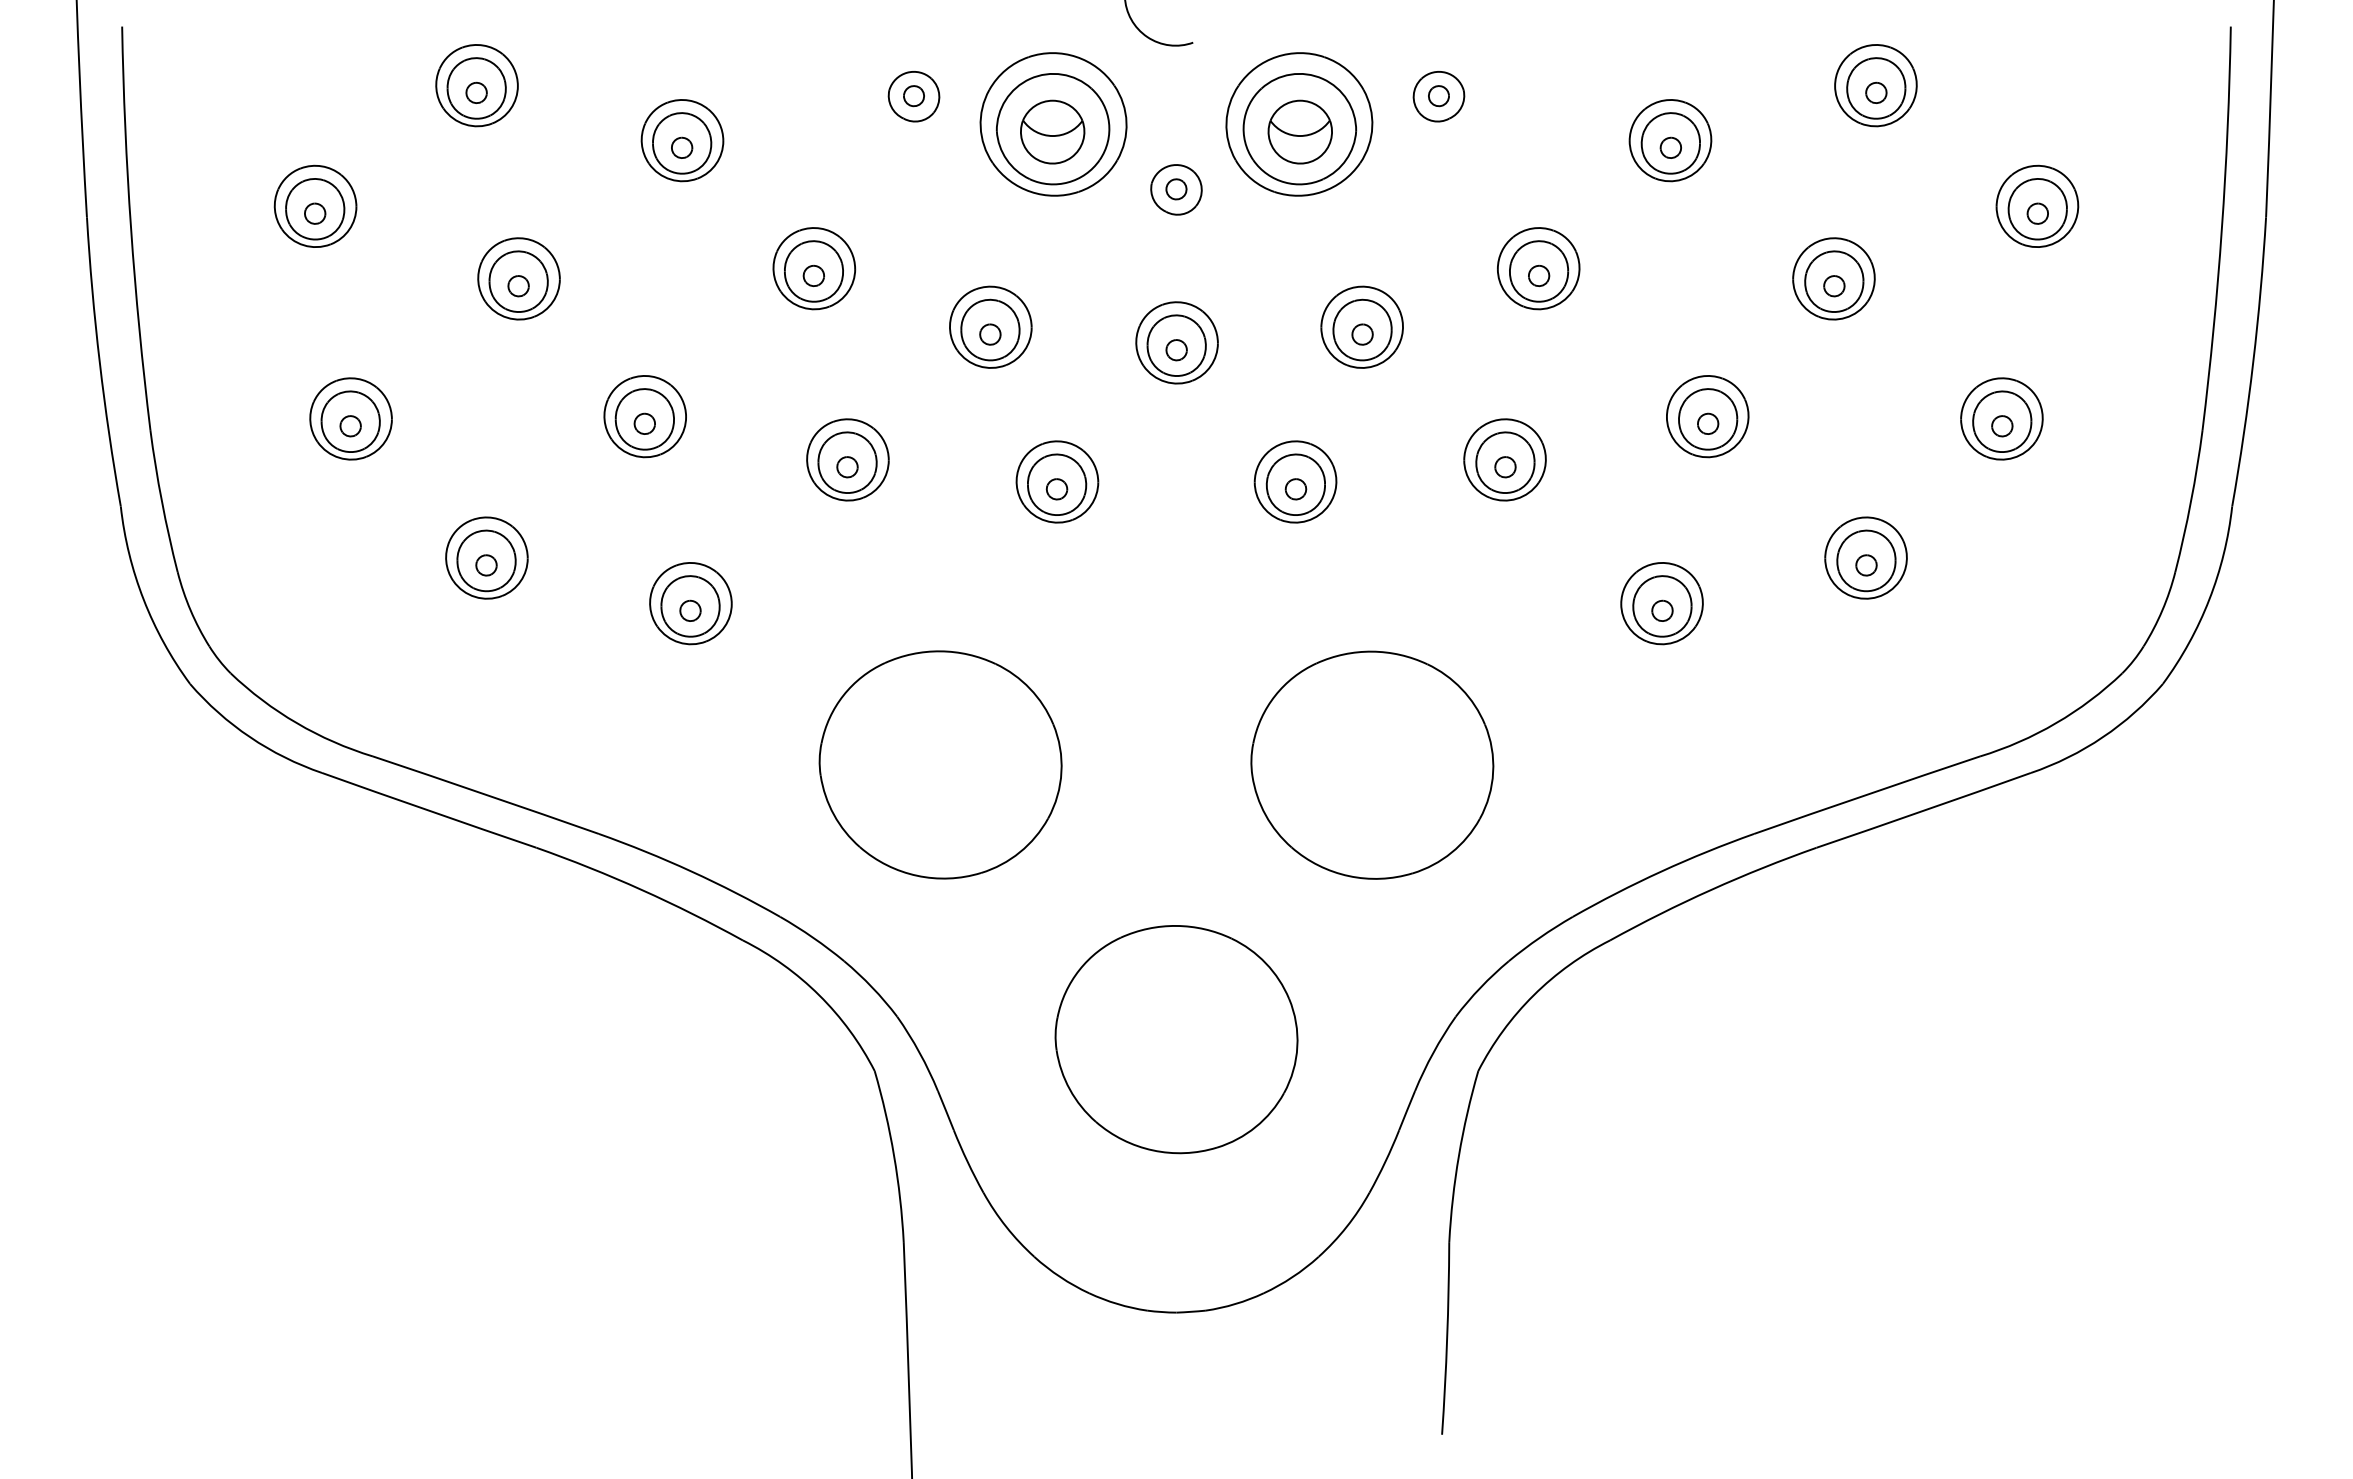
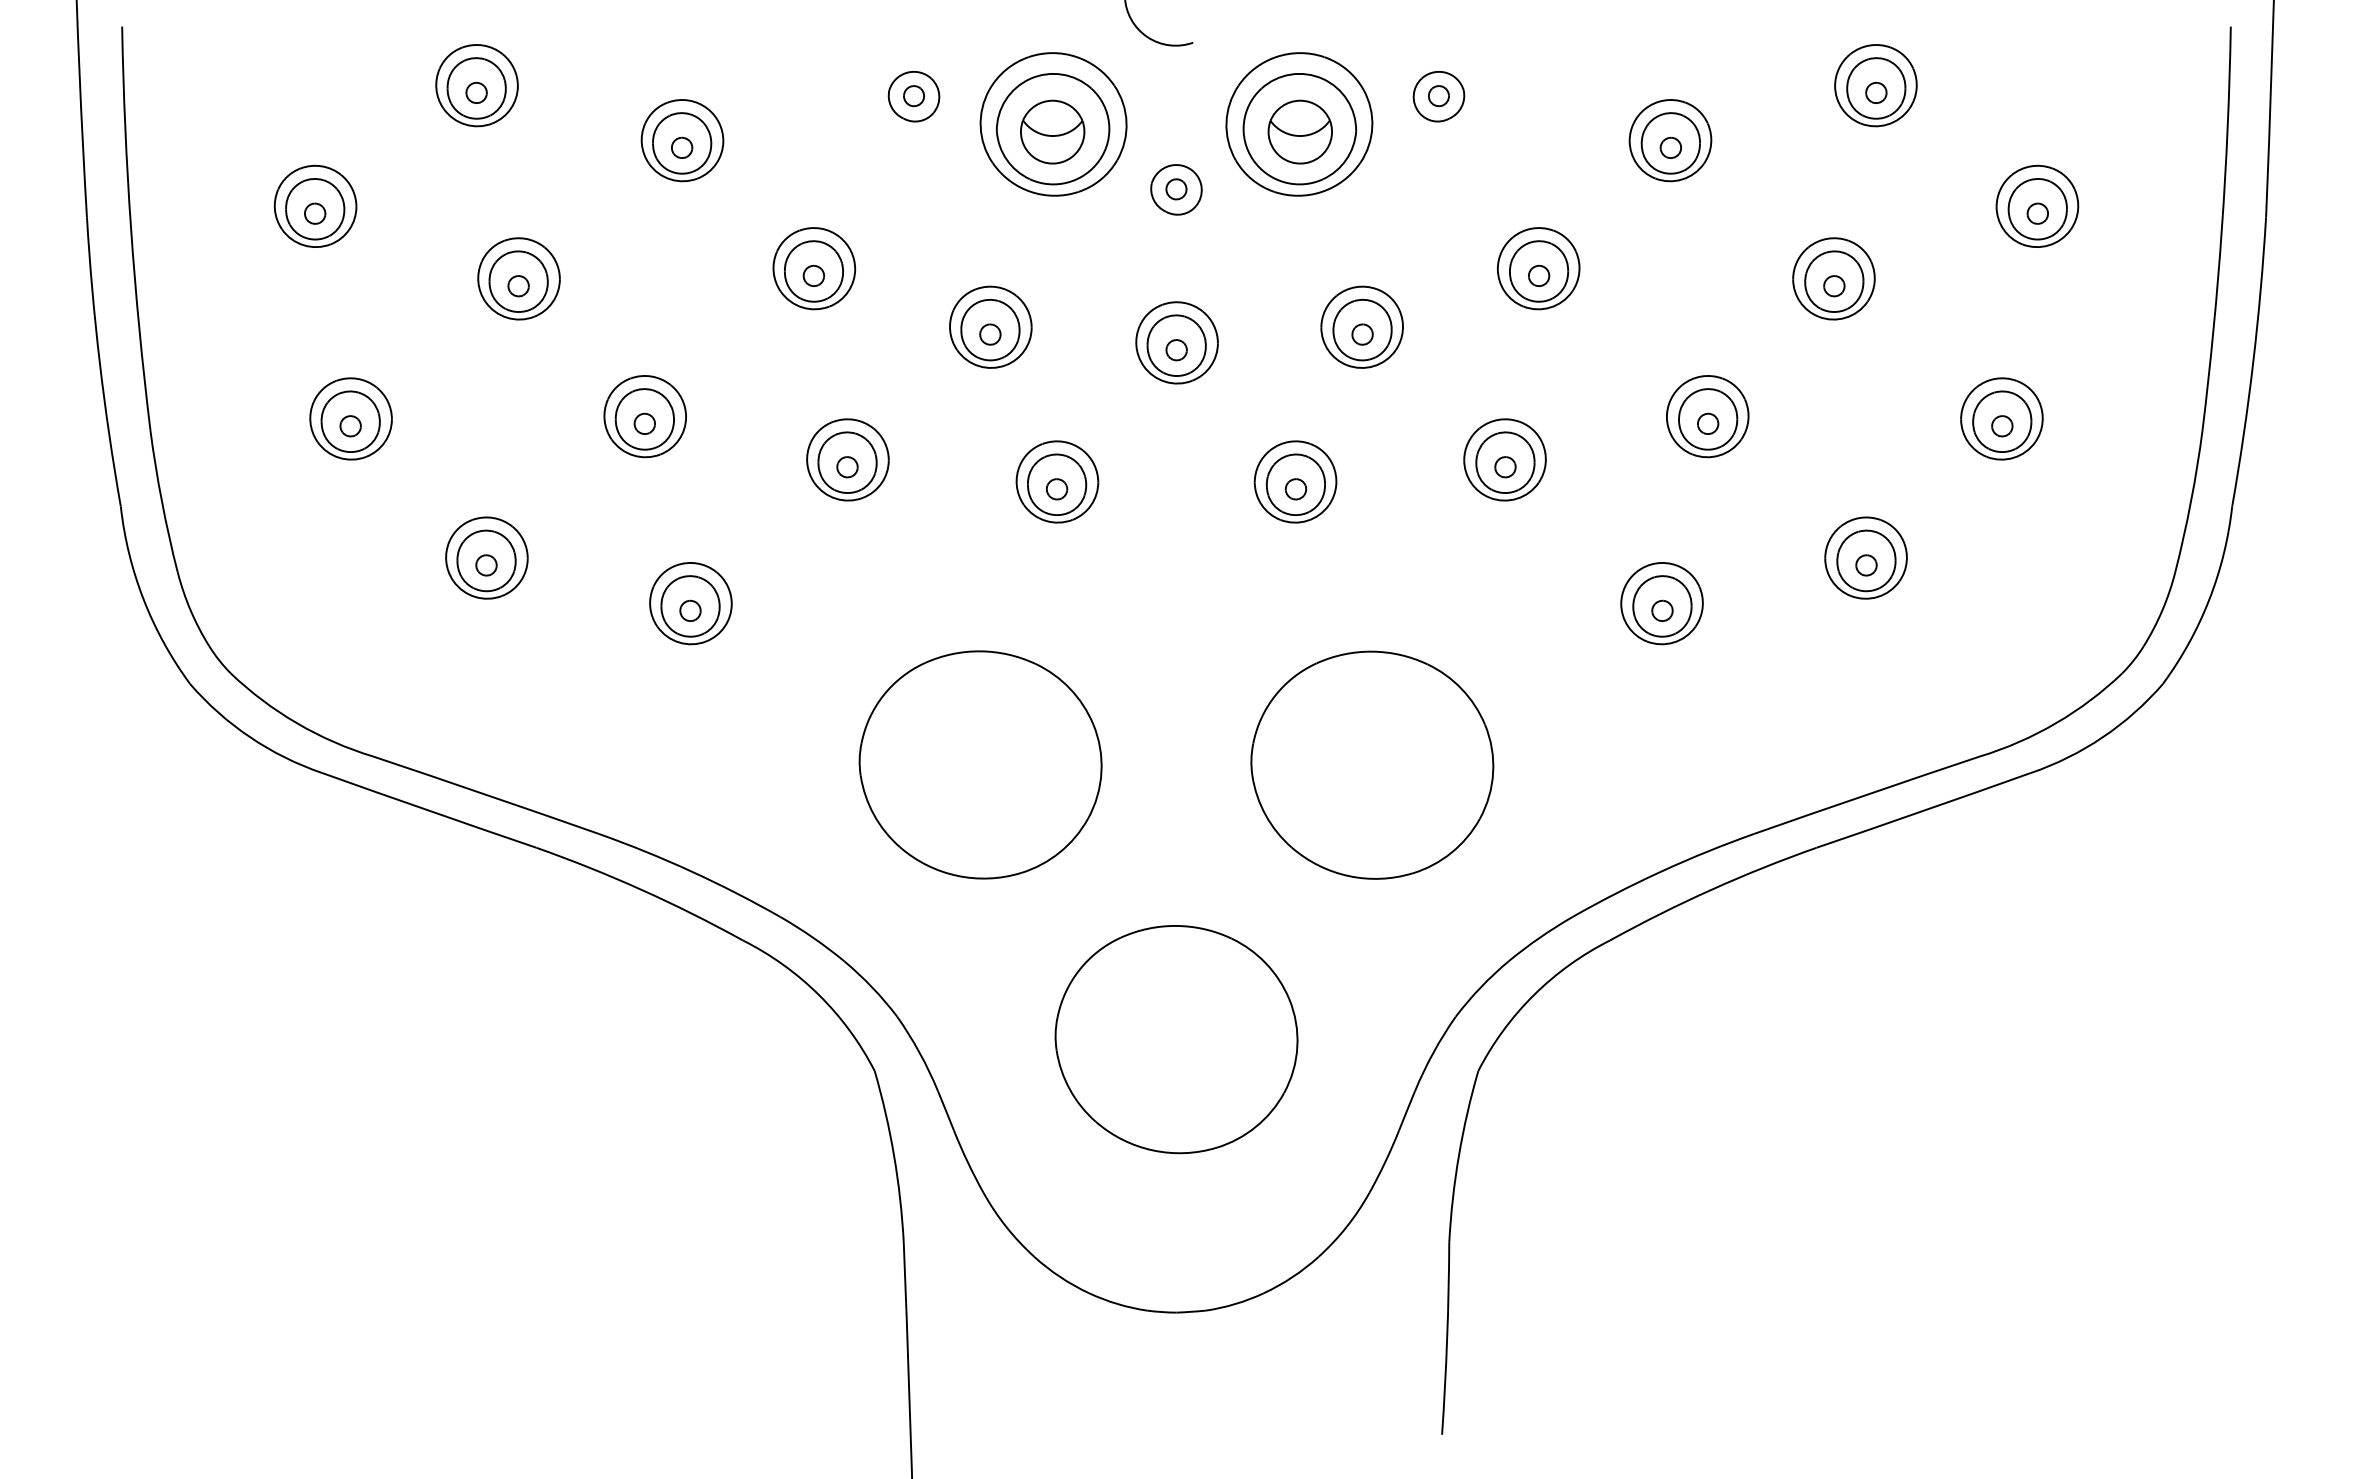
part position: (940, 764) -> (980, 764) (980, 764)
